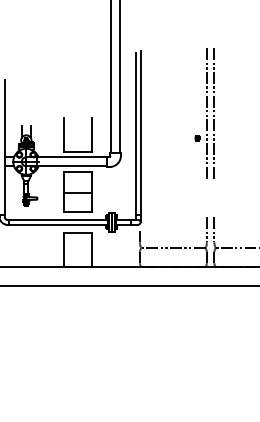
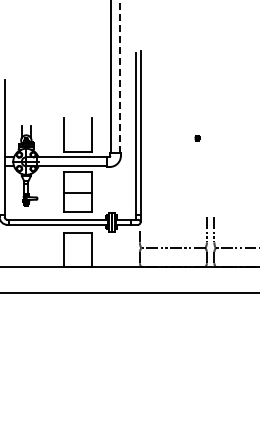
line: solid -> dashed (120, 76)
line: present -> none (206, 114)
line: present -> none (214, 114)
line position: (129, 285) -> (129, 292) (129, 292)
